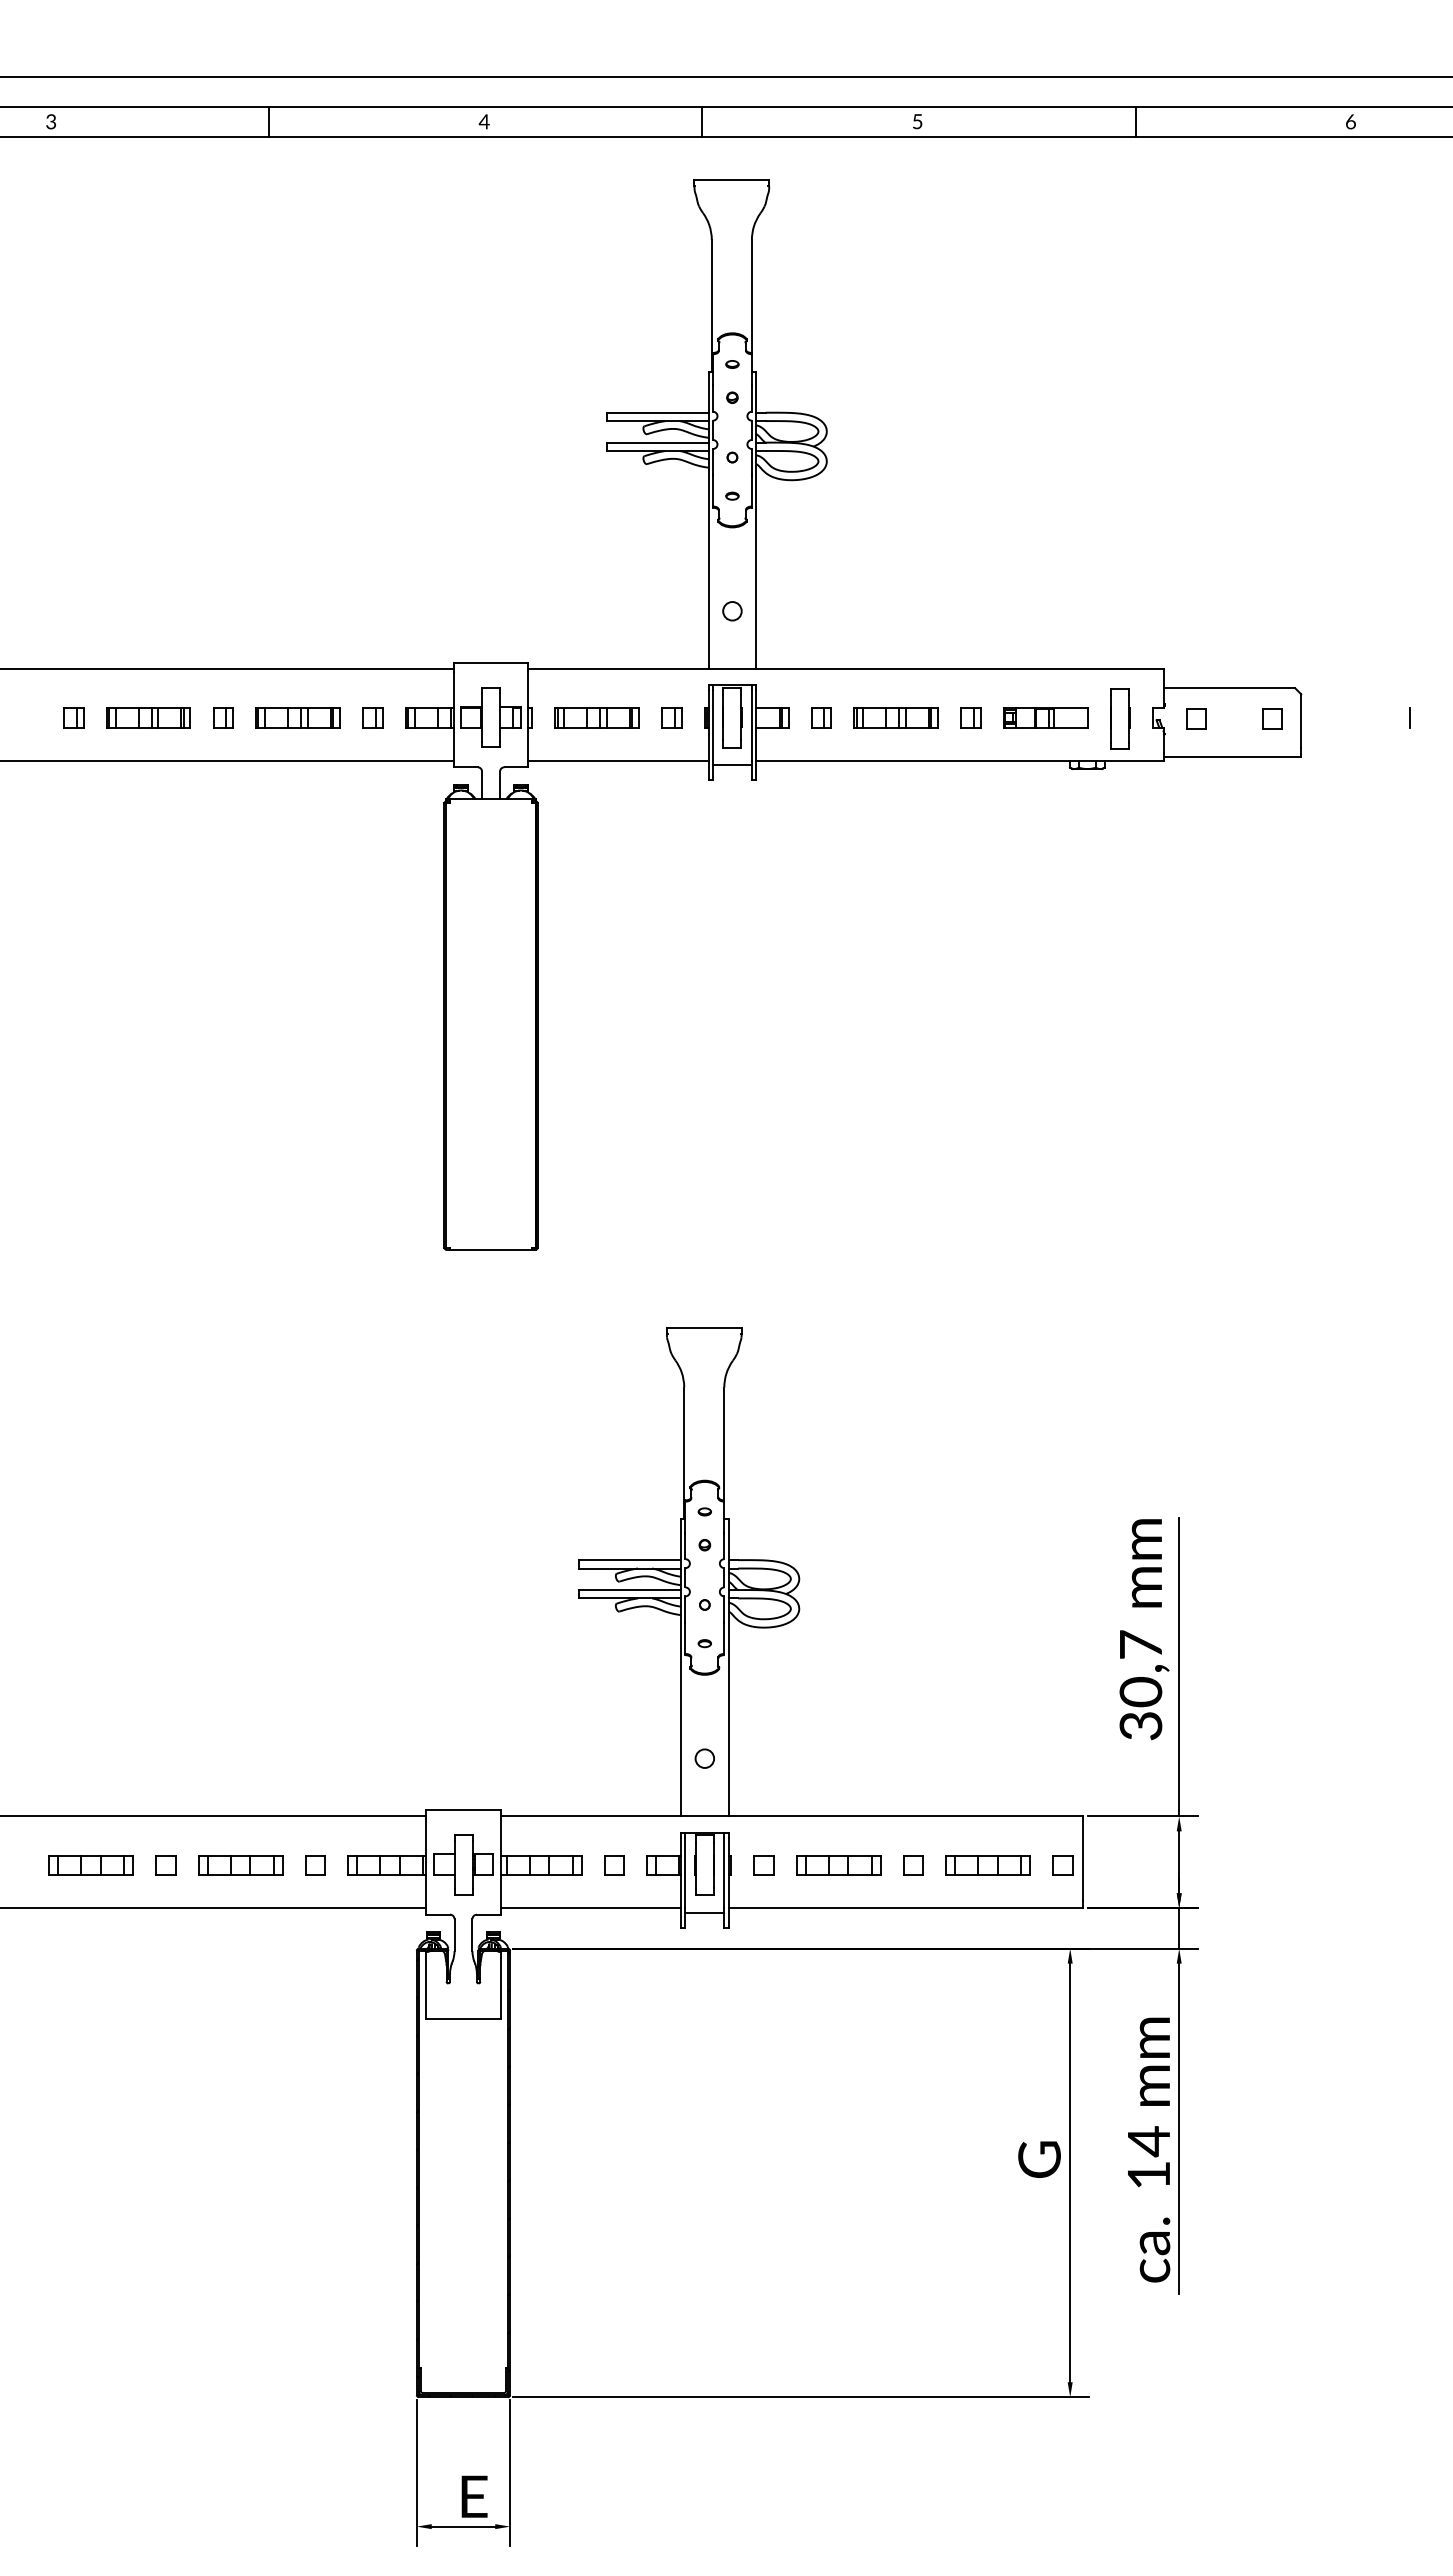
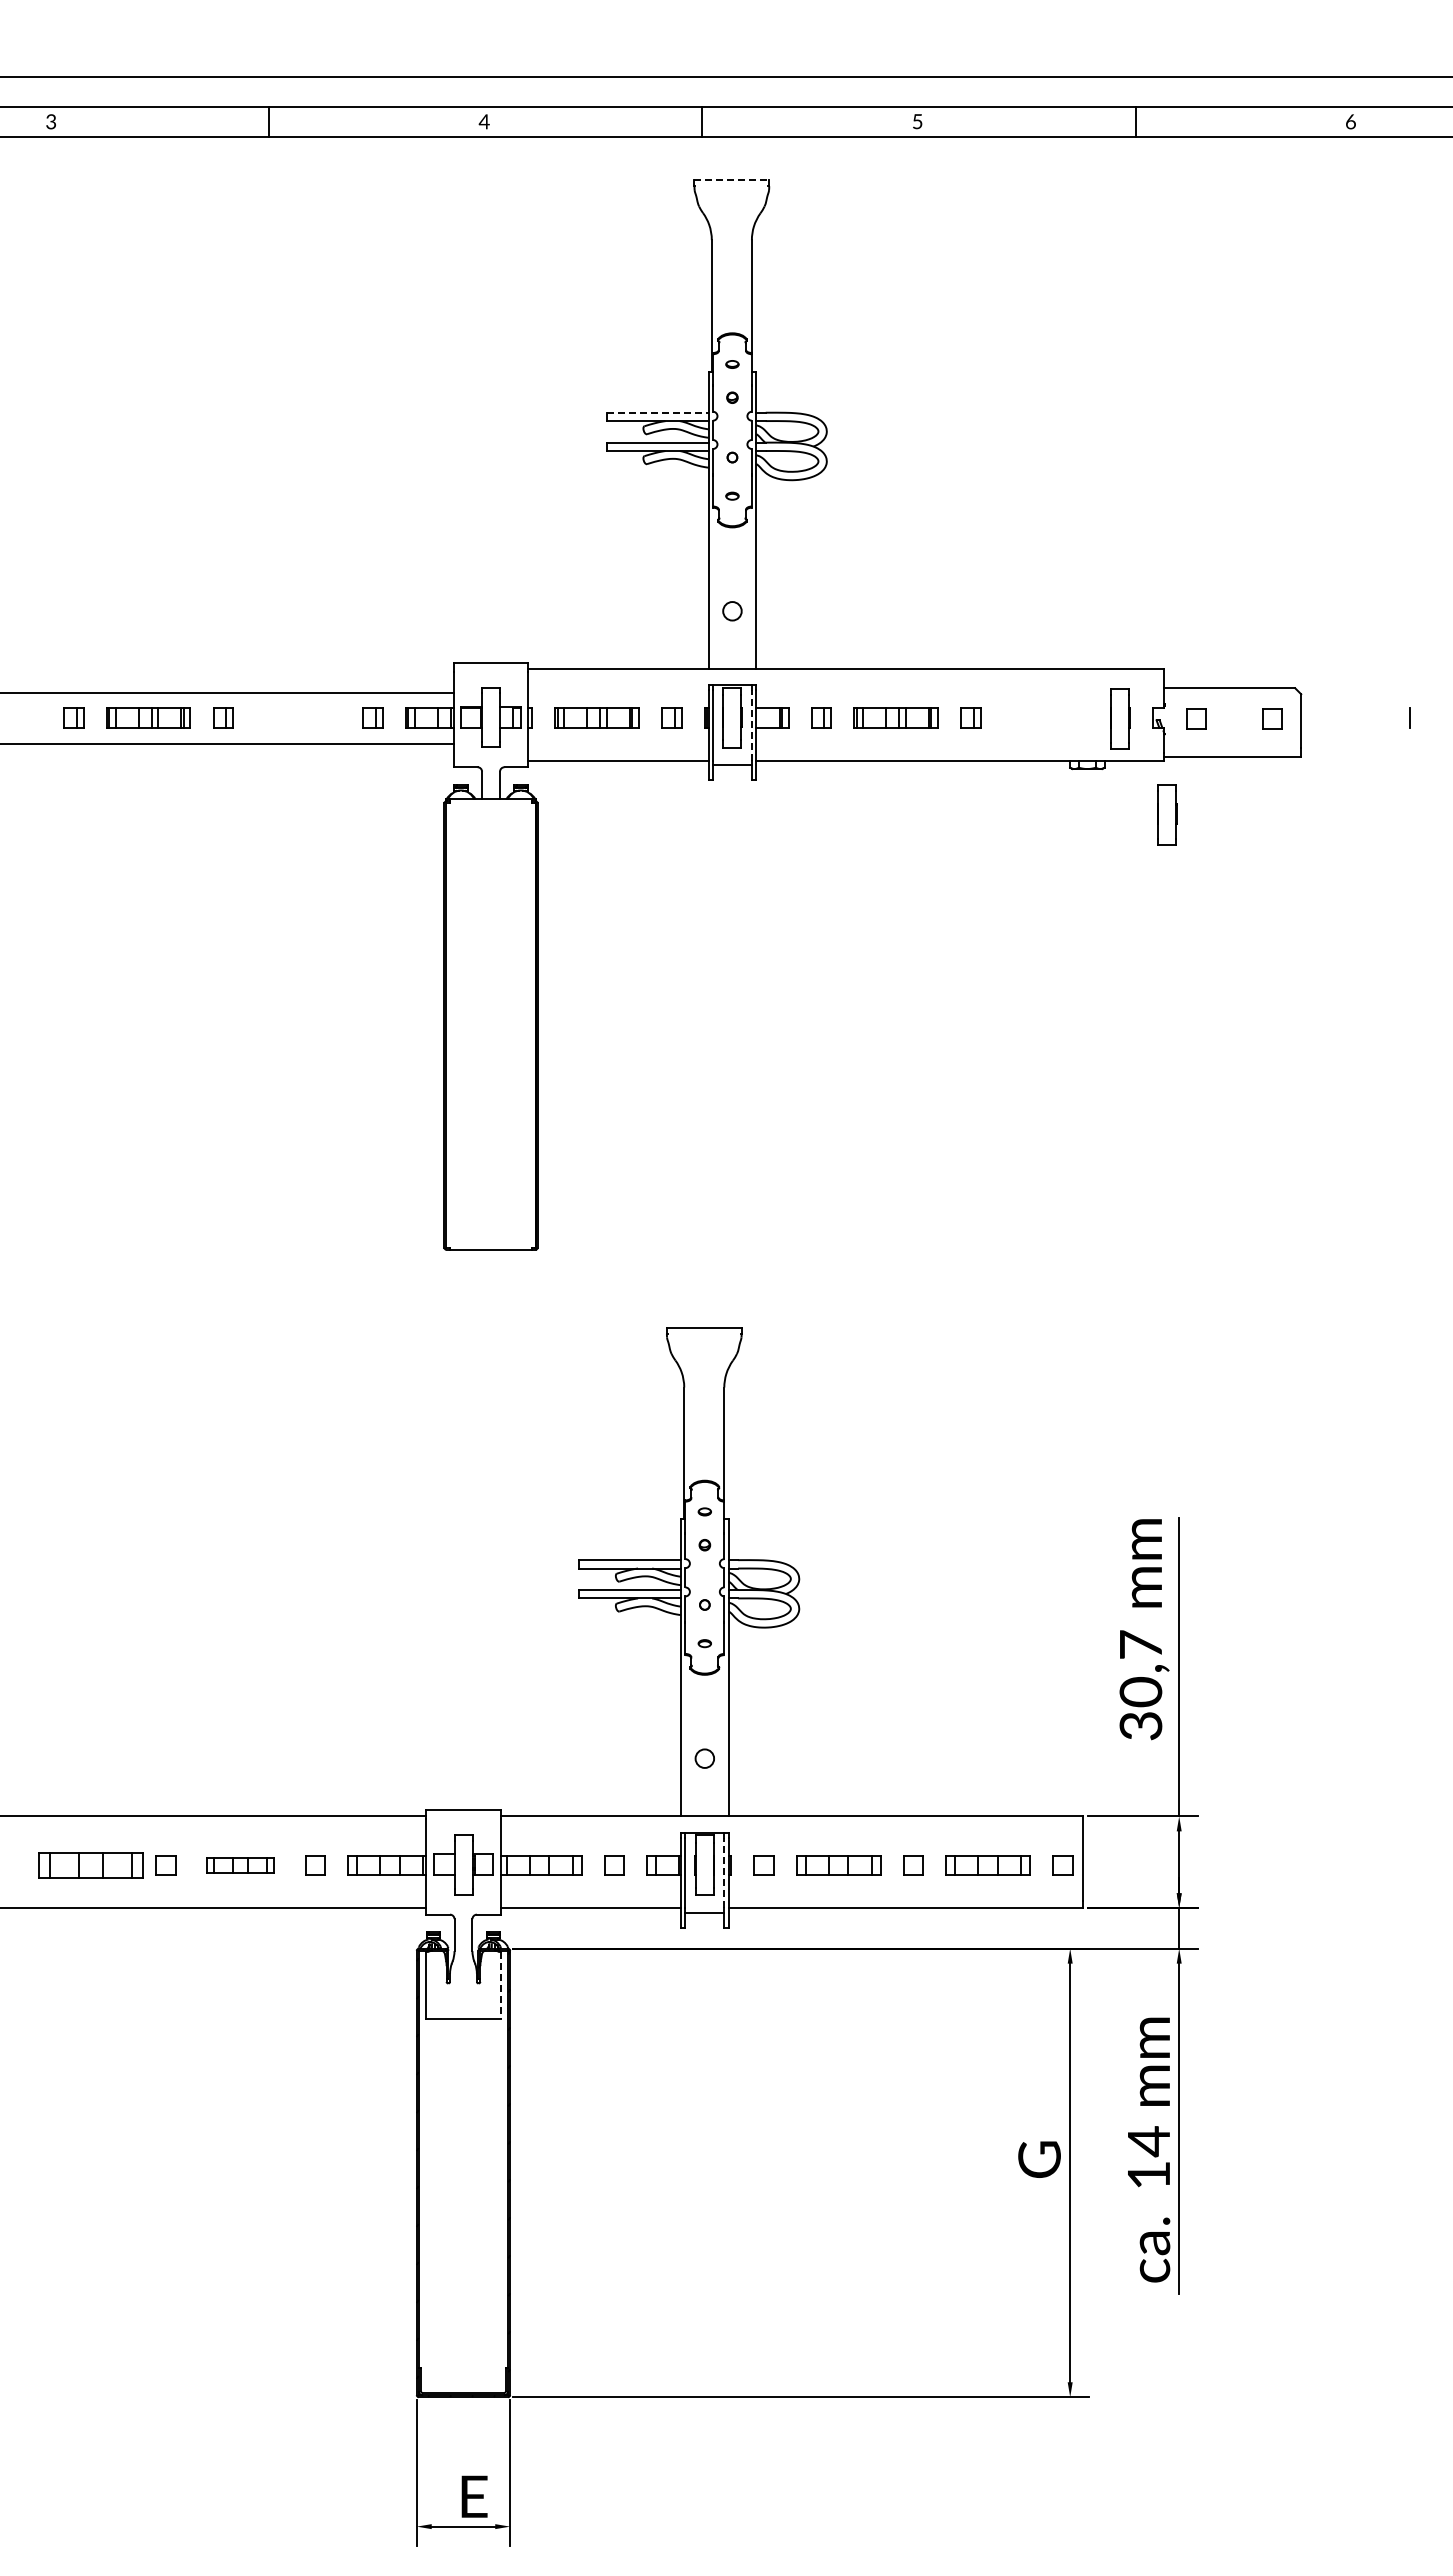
line: solid -> dashed (732, 180)
line: solid -> dashed (657, 412)
line position: (227, 669) -> (227, 693) (227, 693)
part: present -> none (297, 717)
part: present -> none (1045, 717)
line: solid -> dashed (751, 724)
line position: (227, 760) -> (227, 743) (227, 743)
part: none -> present (1167, 814)
part size: 86x21 px -> 106x27 px (90, 1865)
part size: 86x21 px -> 69x17 px (240, 1865)
line: solid -> dashed (724, 1872)
line: solid -> dashed (500, 1985)
